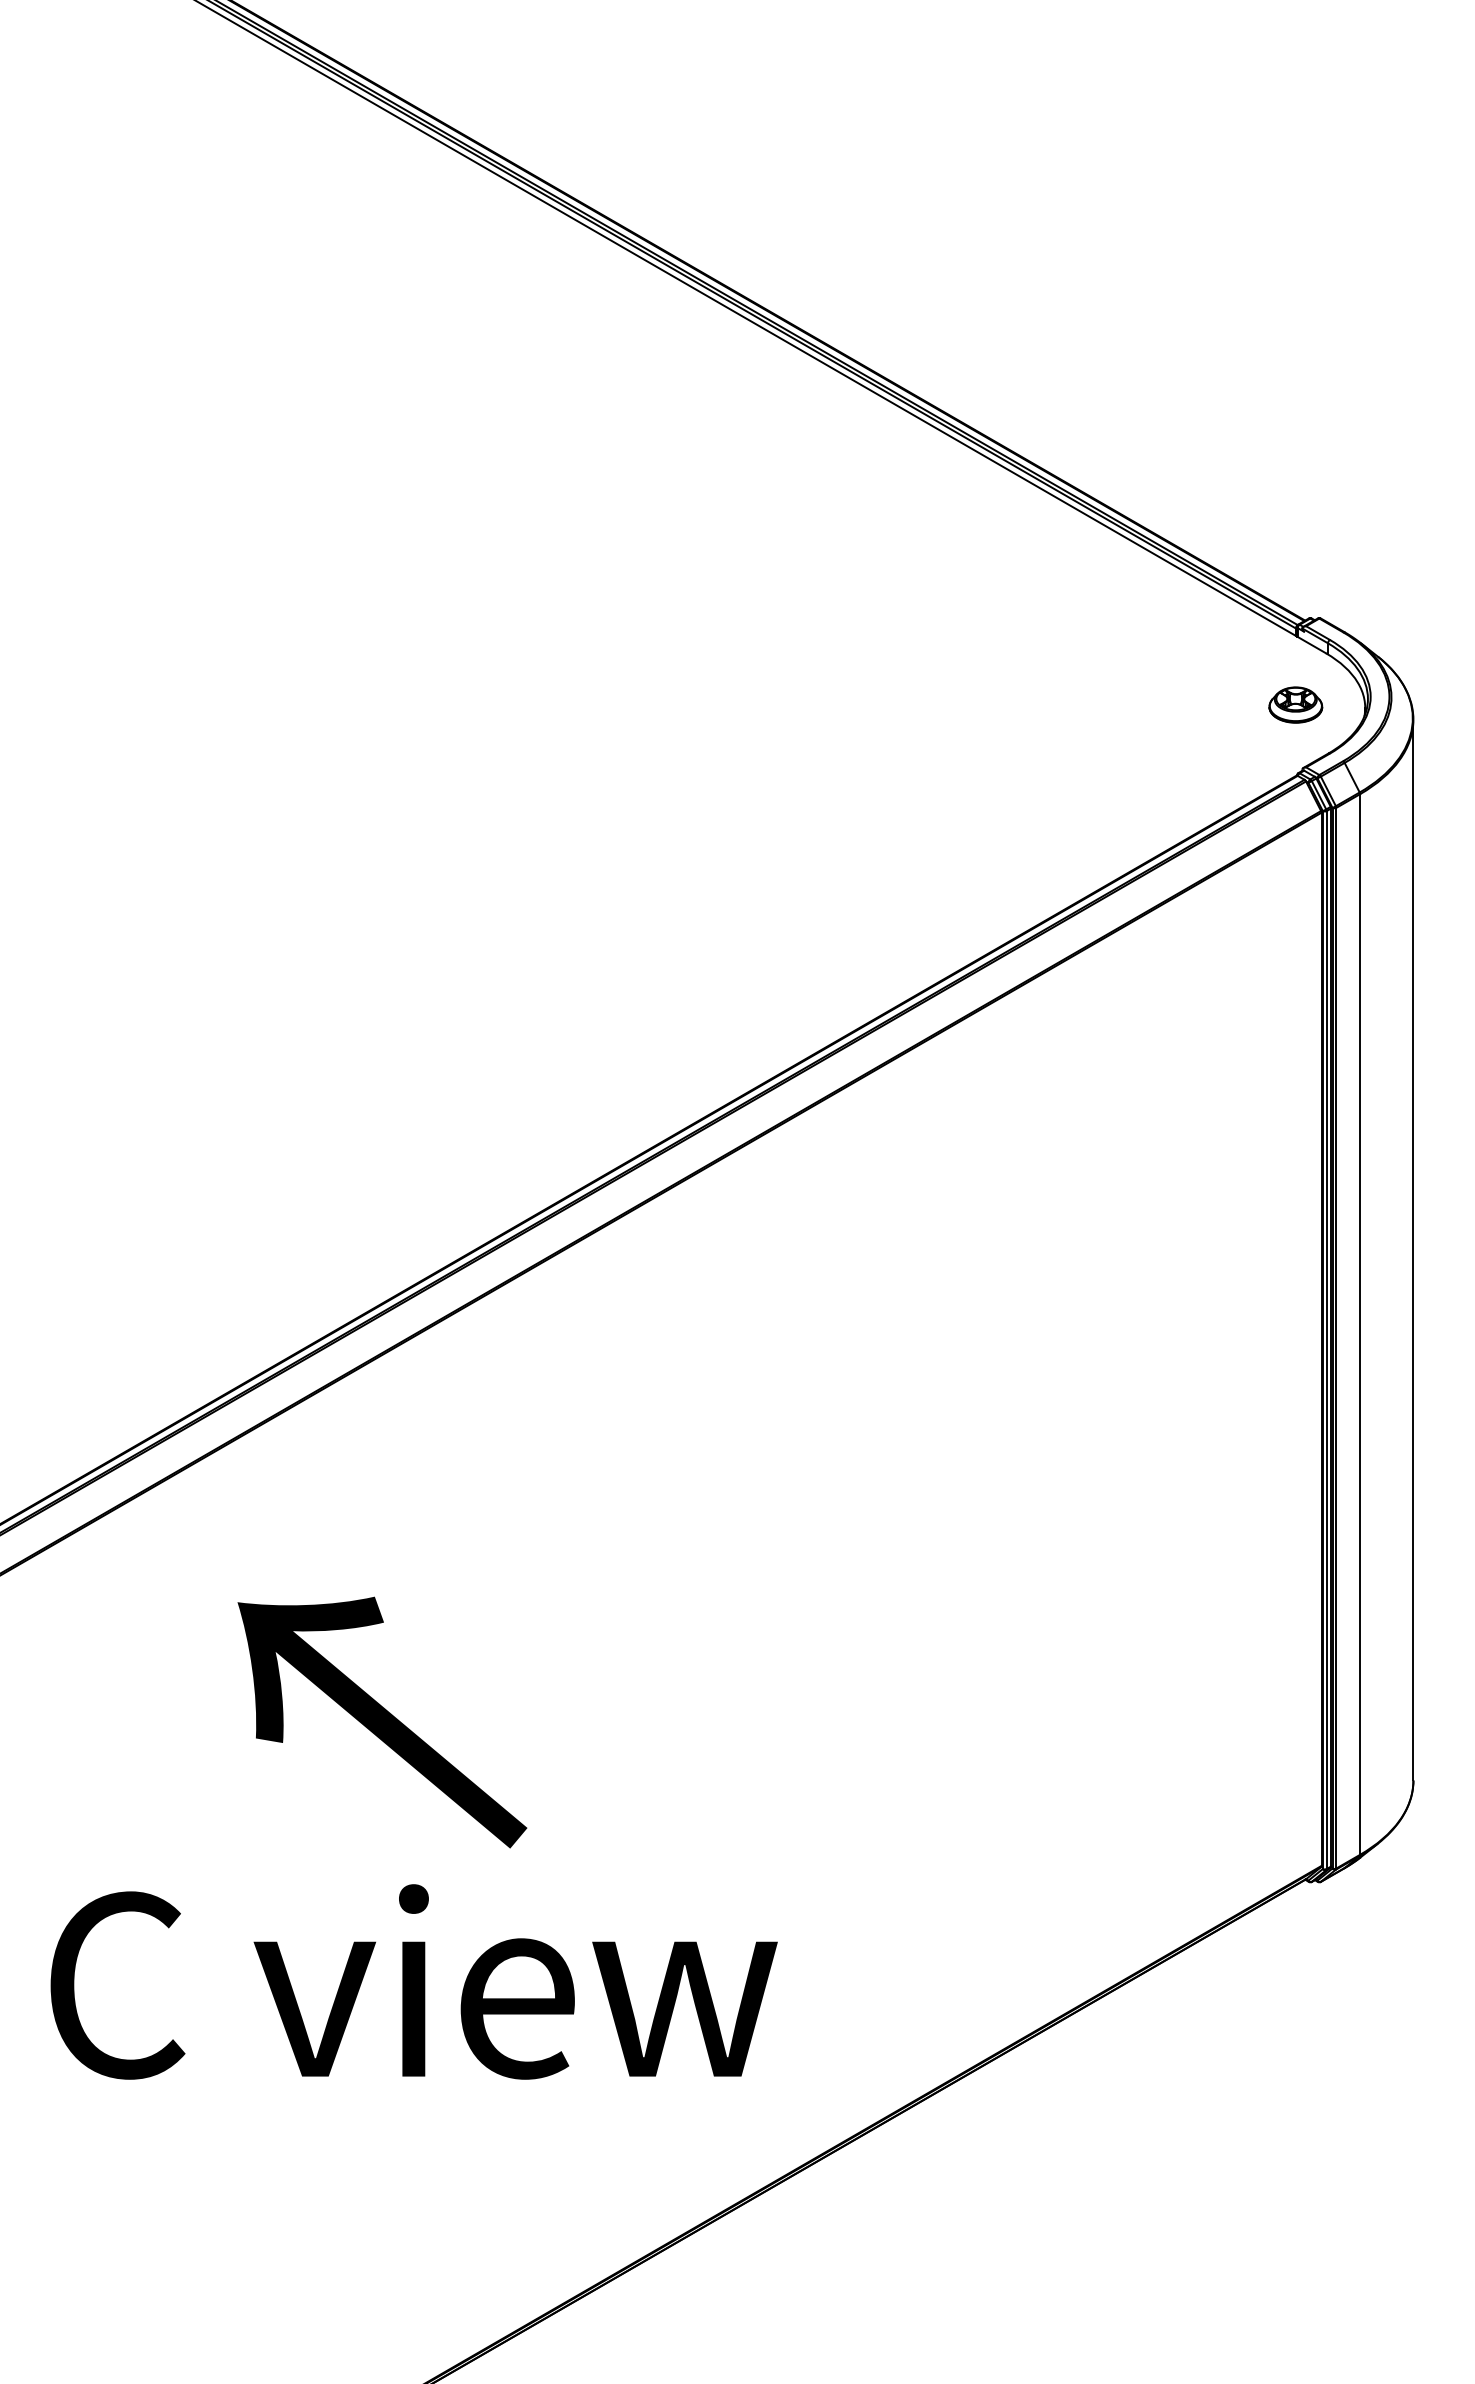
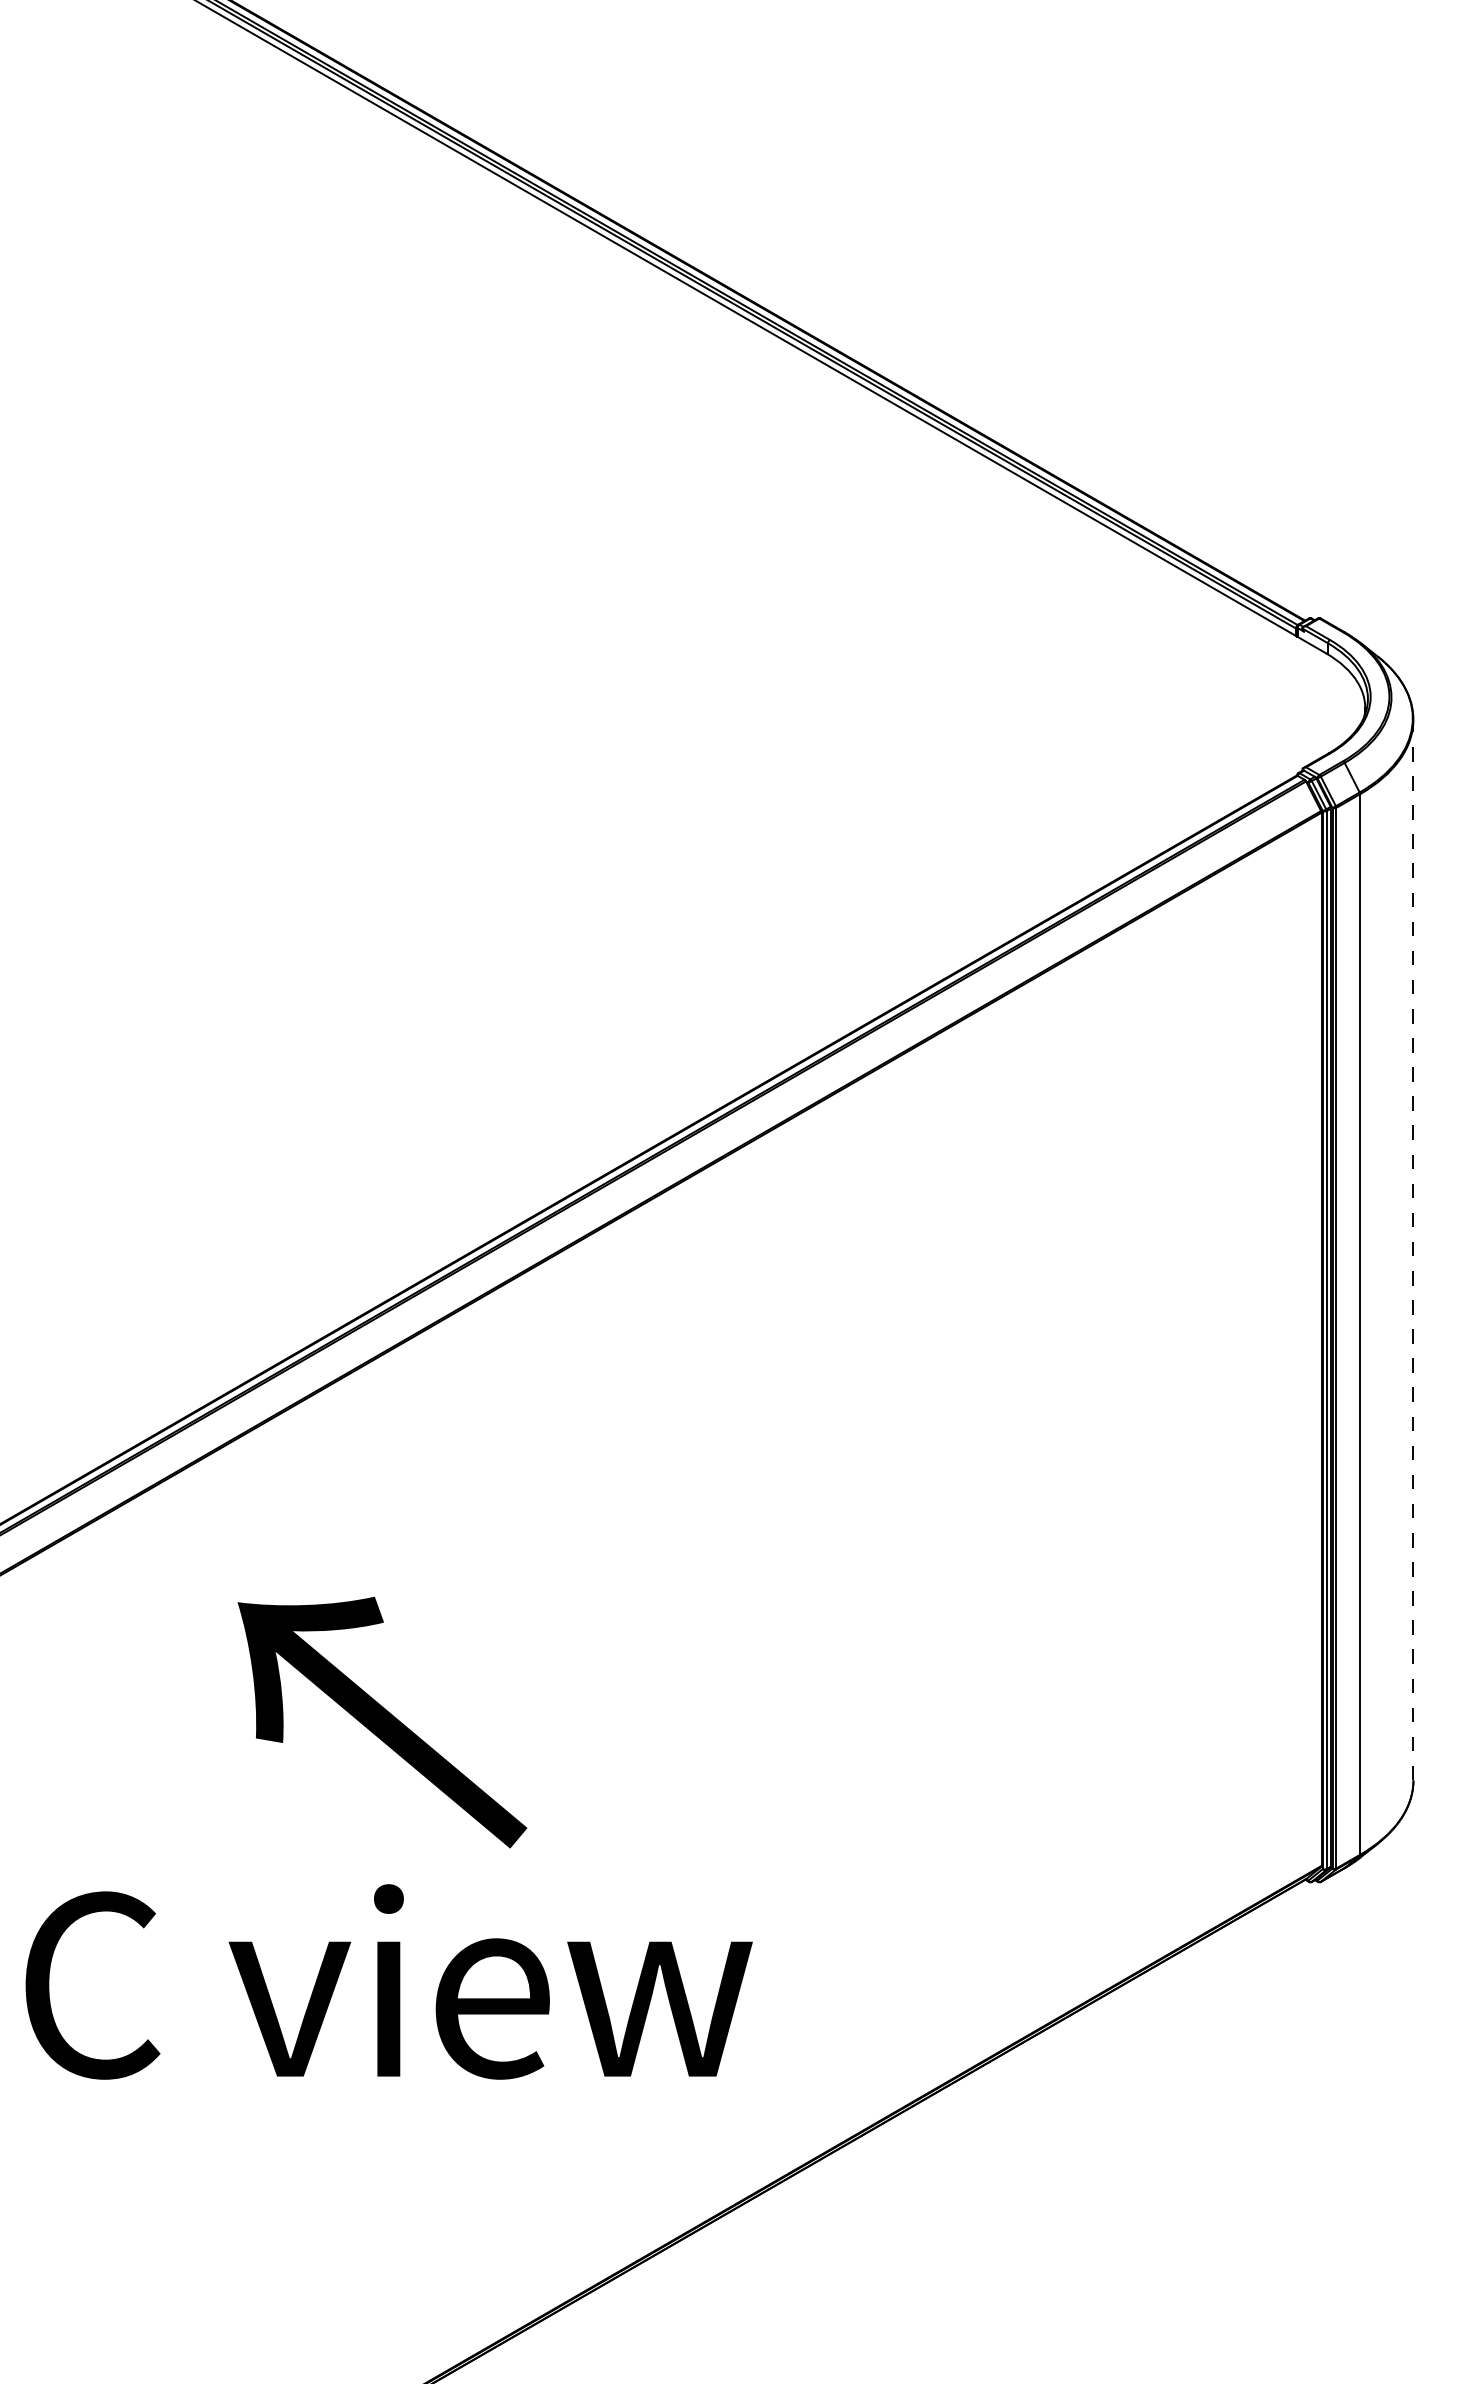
part: present -> none (1295, 704)
line: solid -> dashed (1413, 1249)
text position: (413, 1981) -> (388, 1981) (388, 1981)
